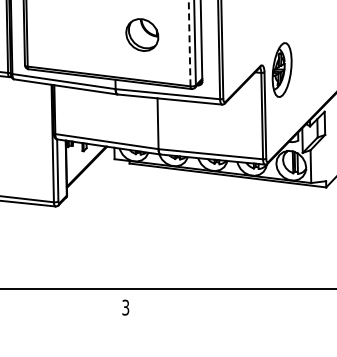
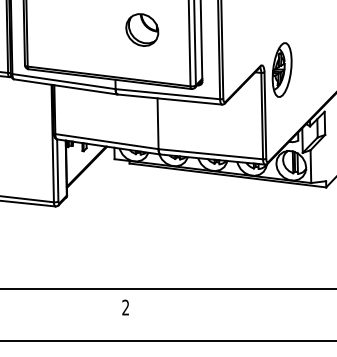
part position: (142, 34) -> (142, 29) (142, 29)
line: dashed -> solid (189, 43)
text: 3 -> 2 (125, 307)
line: none -> present (167, 341)
